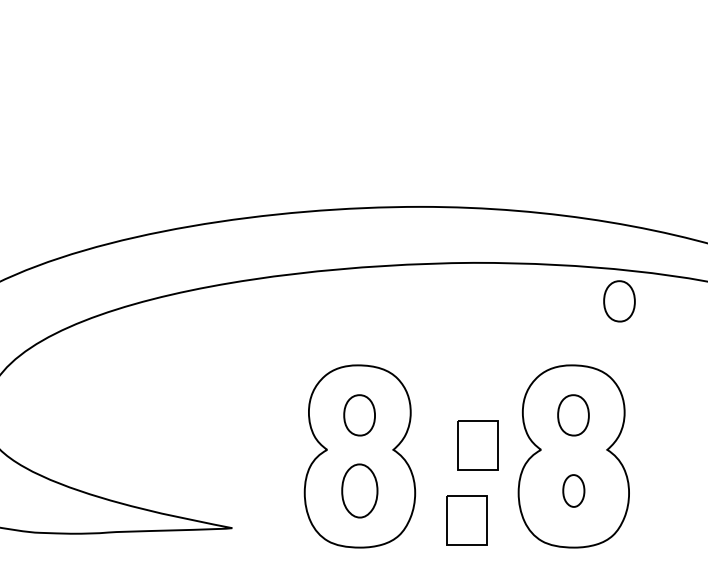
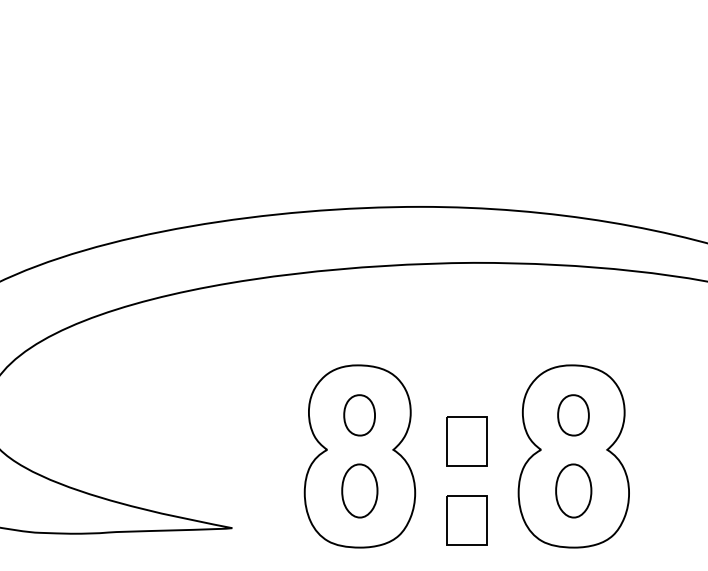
part: present -> none (619, 301)
part position: (477, 445) -> (466, 441) (466, 441)
part size: 24x34 px -> 38x56 px (573, 490)
